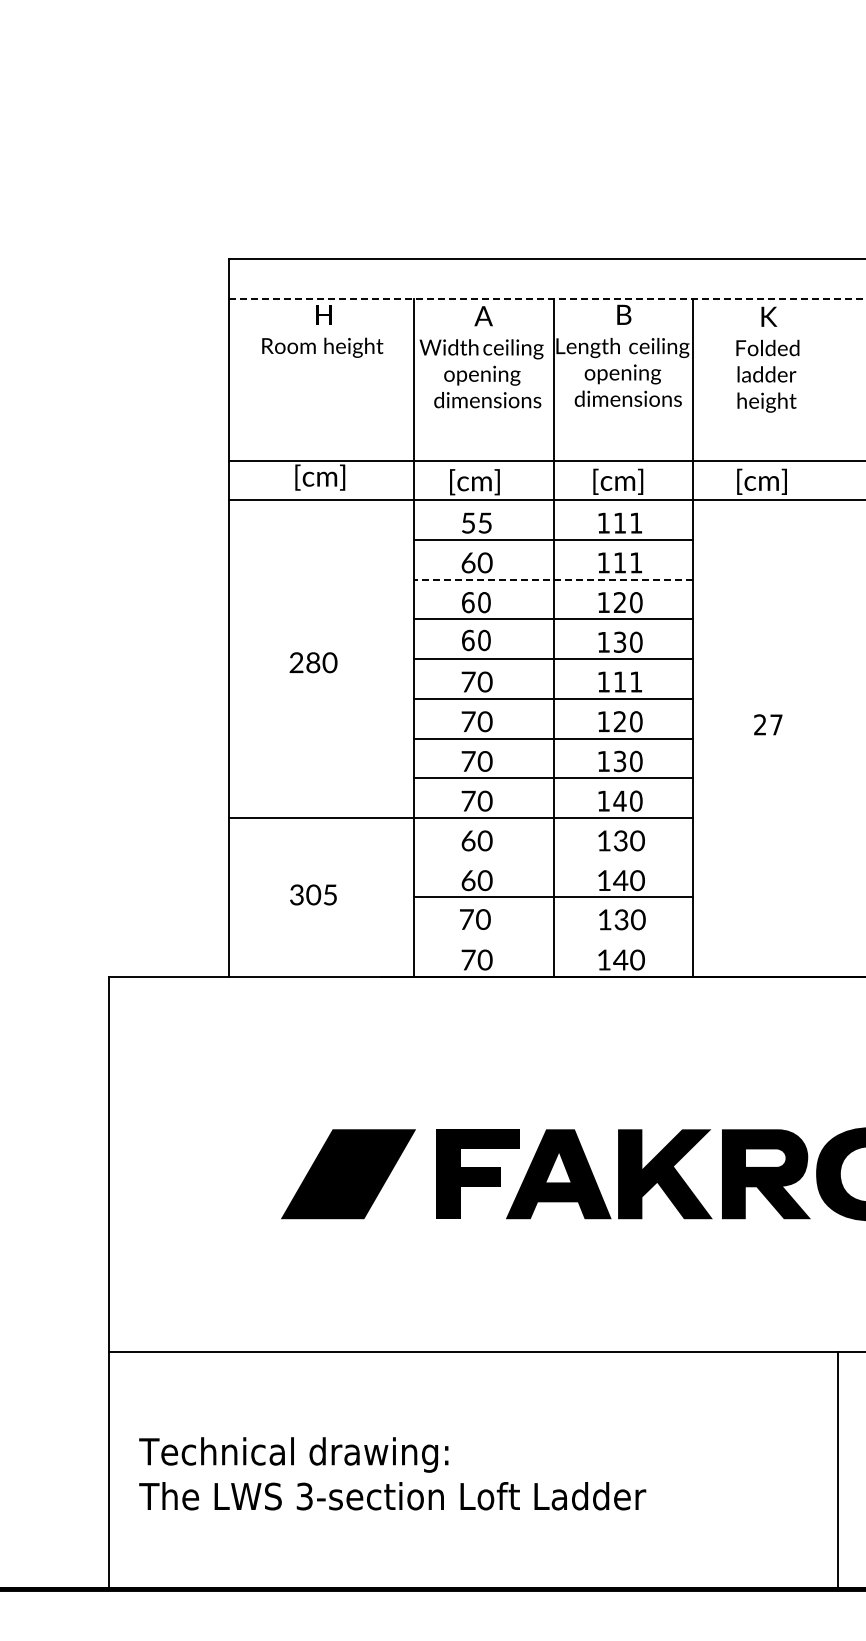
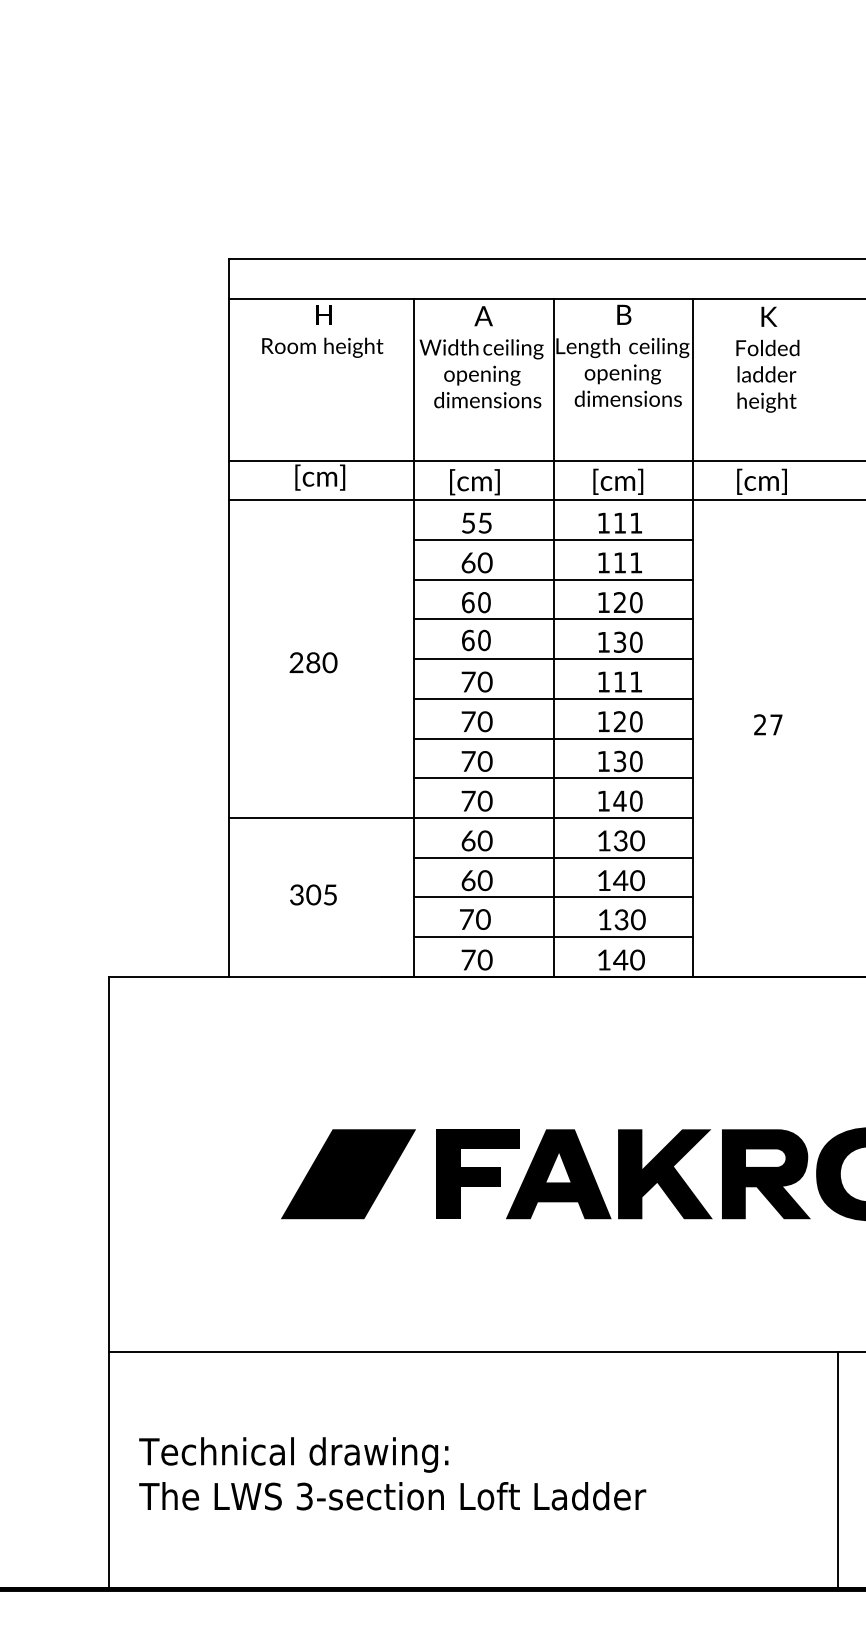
line: dashed -> solid (548, 298)
line: dashed -> solid (553, 579)
line: none -> present (553, 857)
line: none -> present (553, 937)
